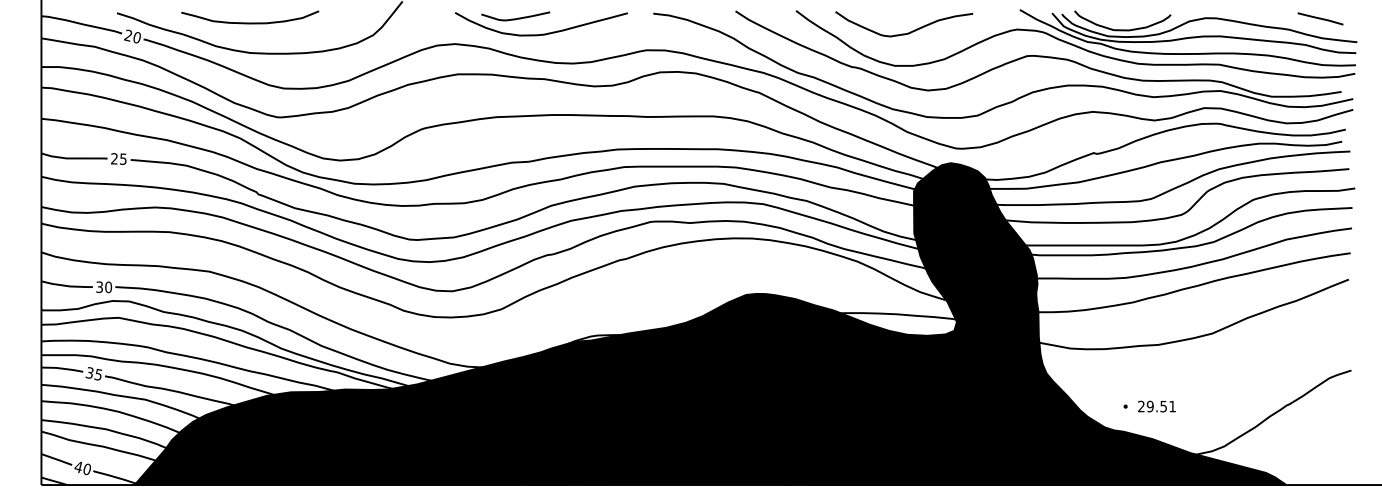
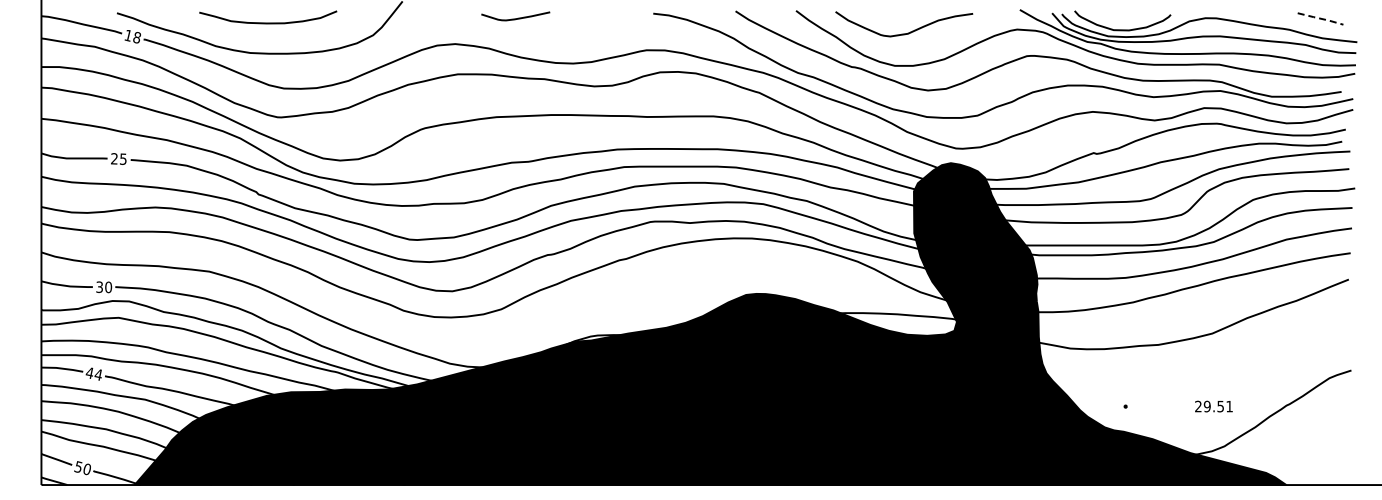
line: solid -> dashed (1321, 18)
curve position: (250, 22) -> (268, 22) (268, 22)
curve: present -> none (542, 33)
text: 20 -> 18 (132, 36)
text: 35 -> 44 (93, 373)
text position: (1156, 406) -> (1213, 406) (1213, 406)
text: 40 -> 50 (78, 466)
